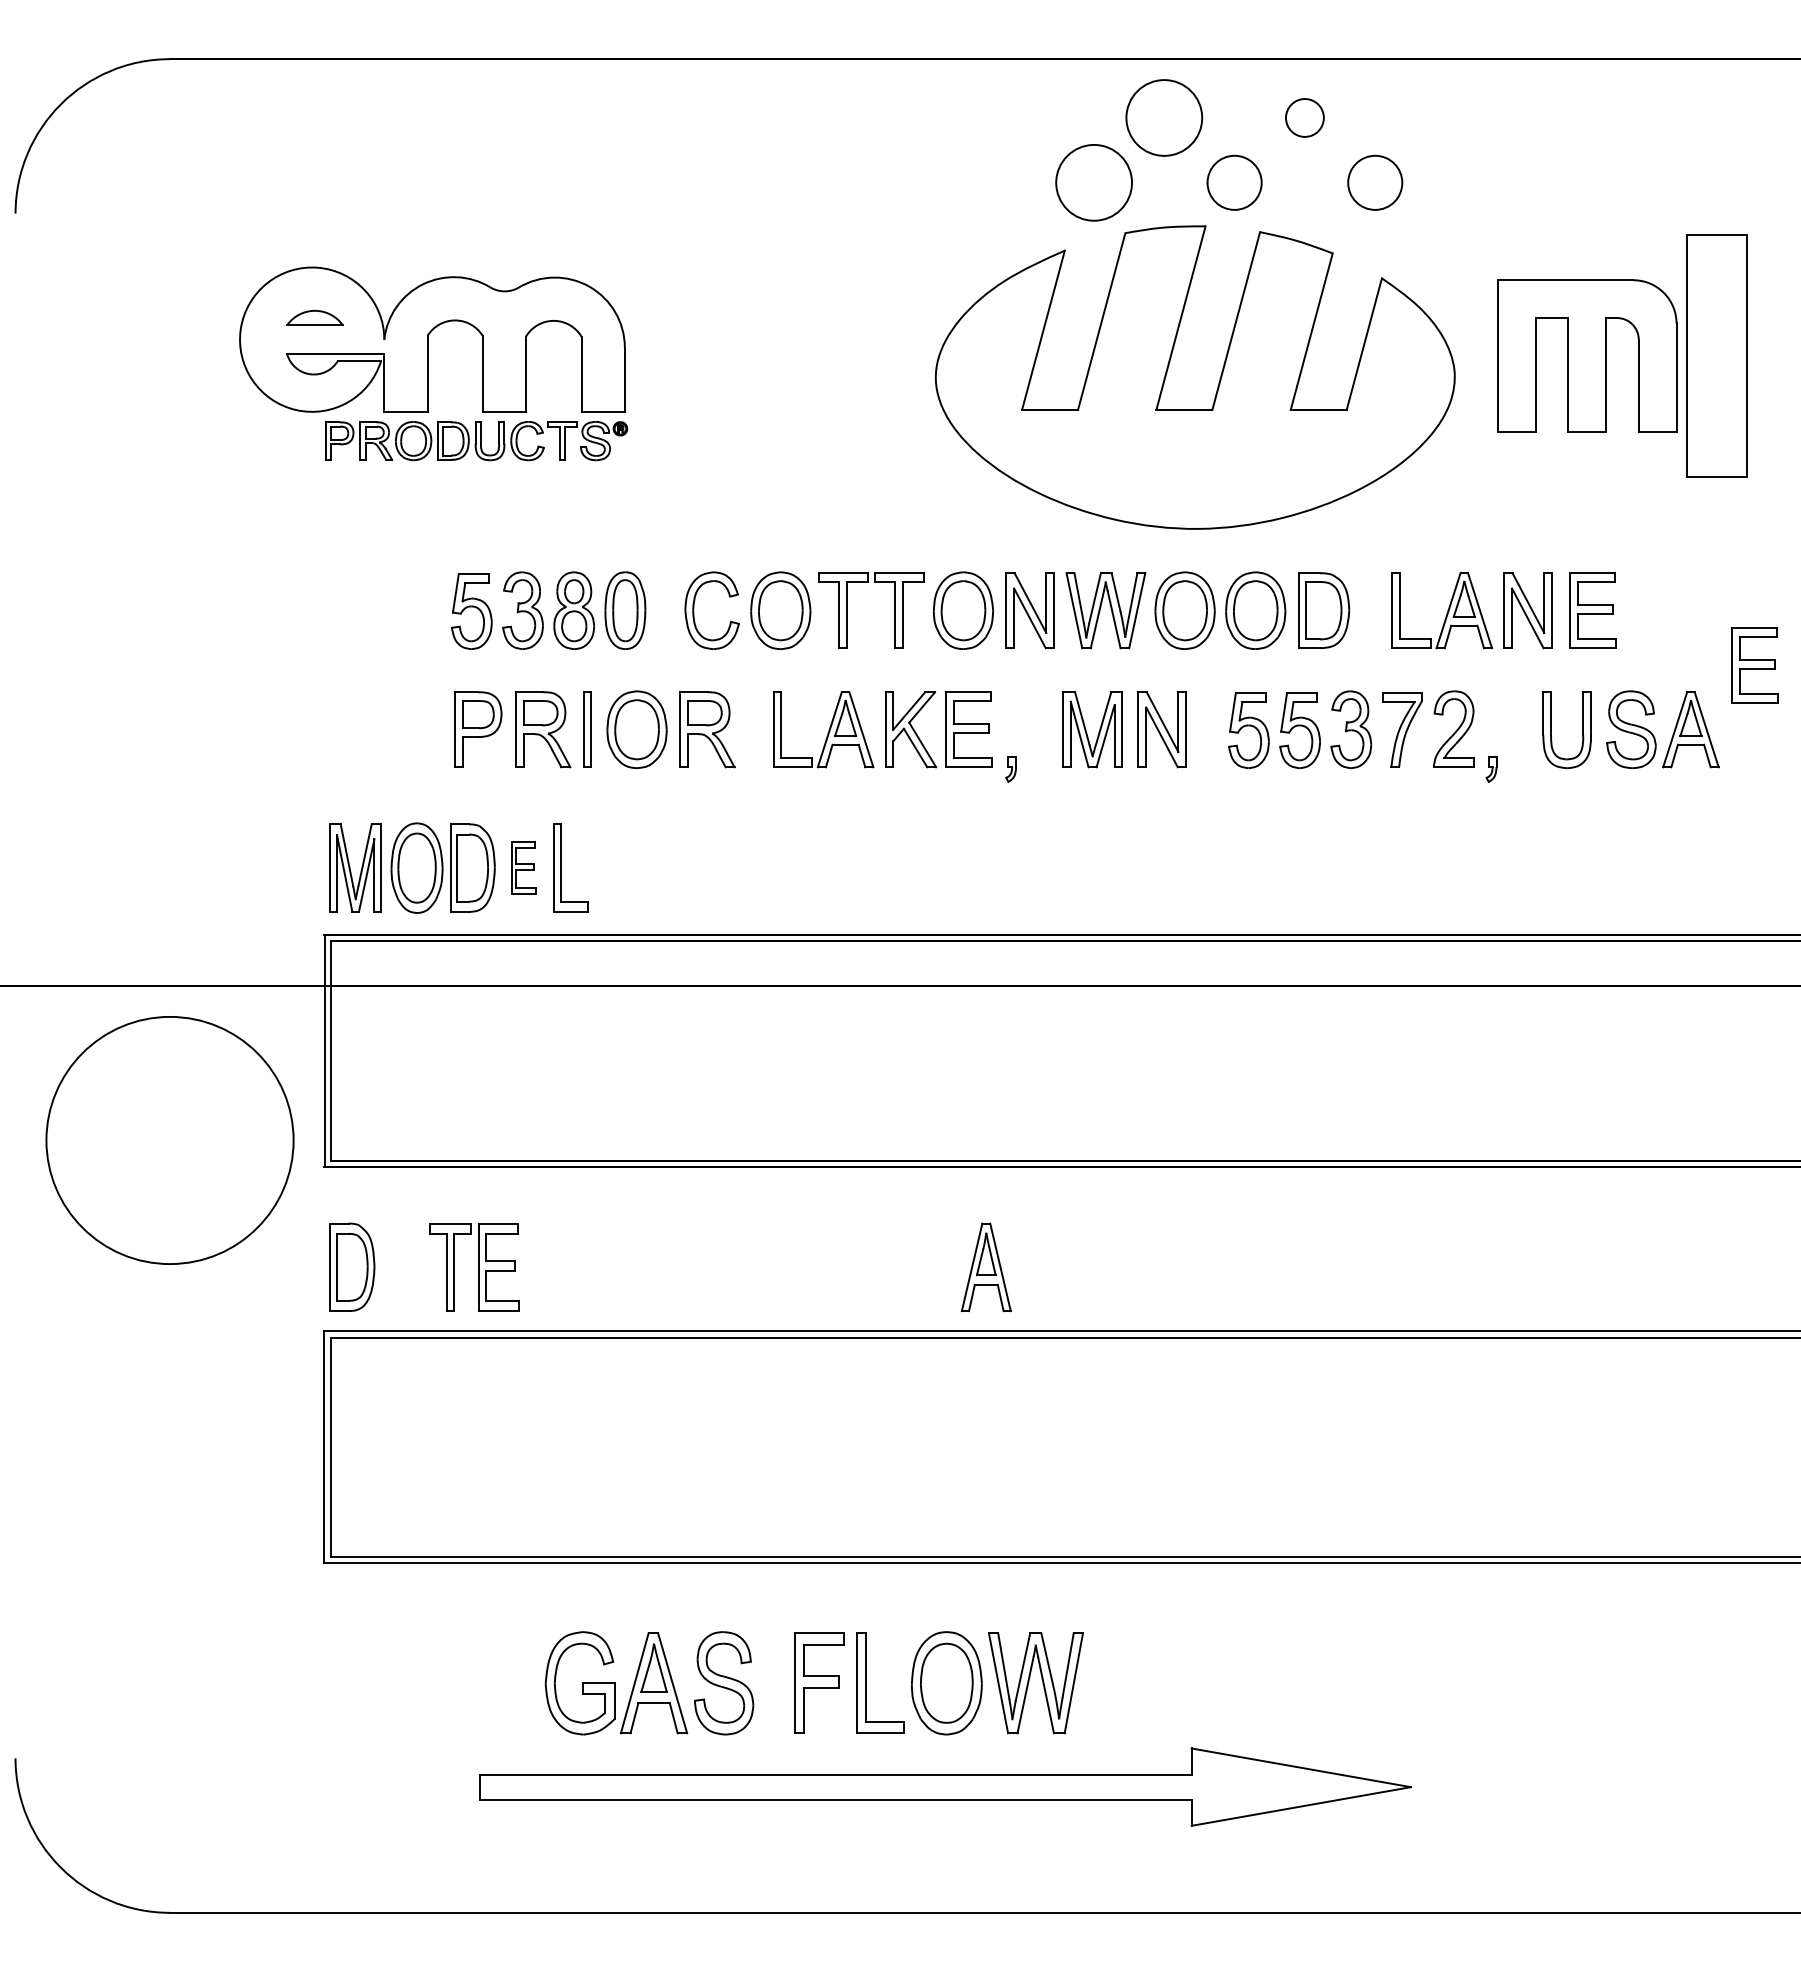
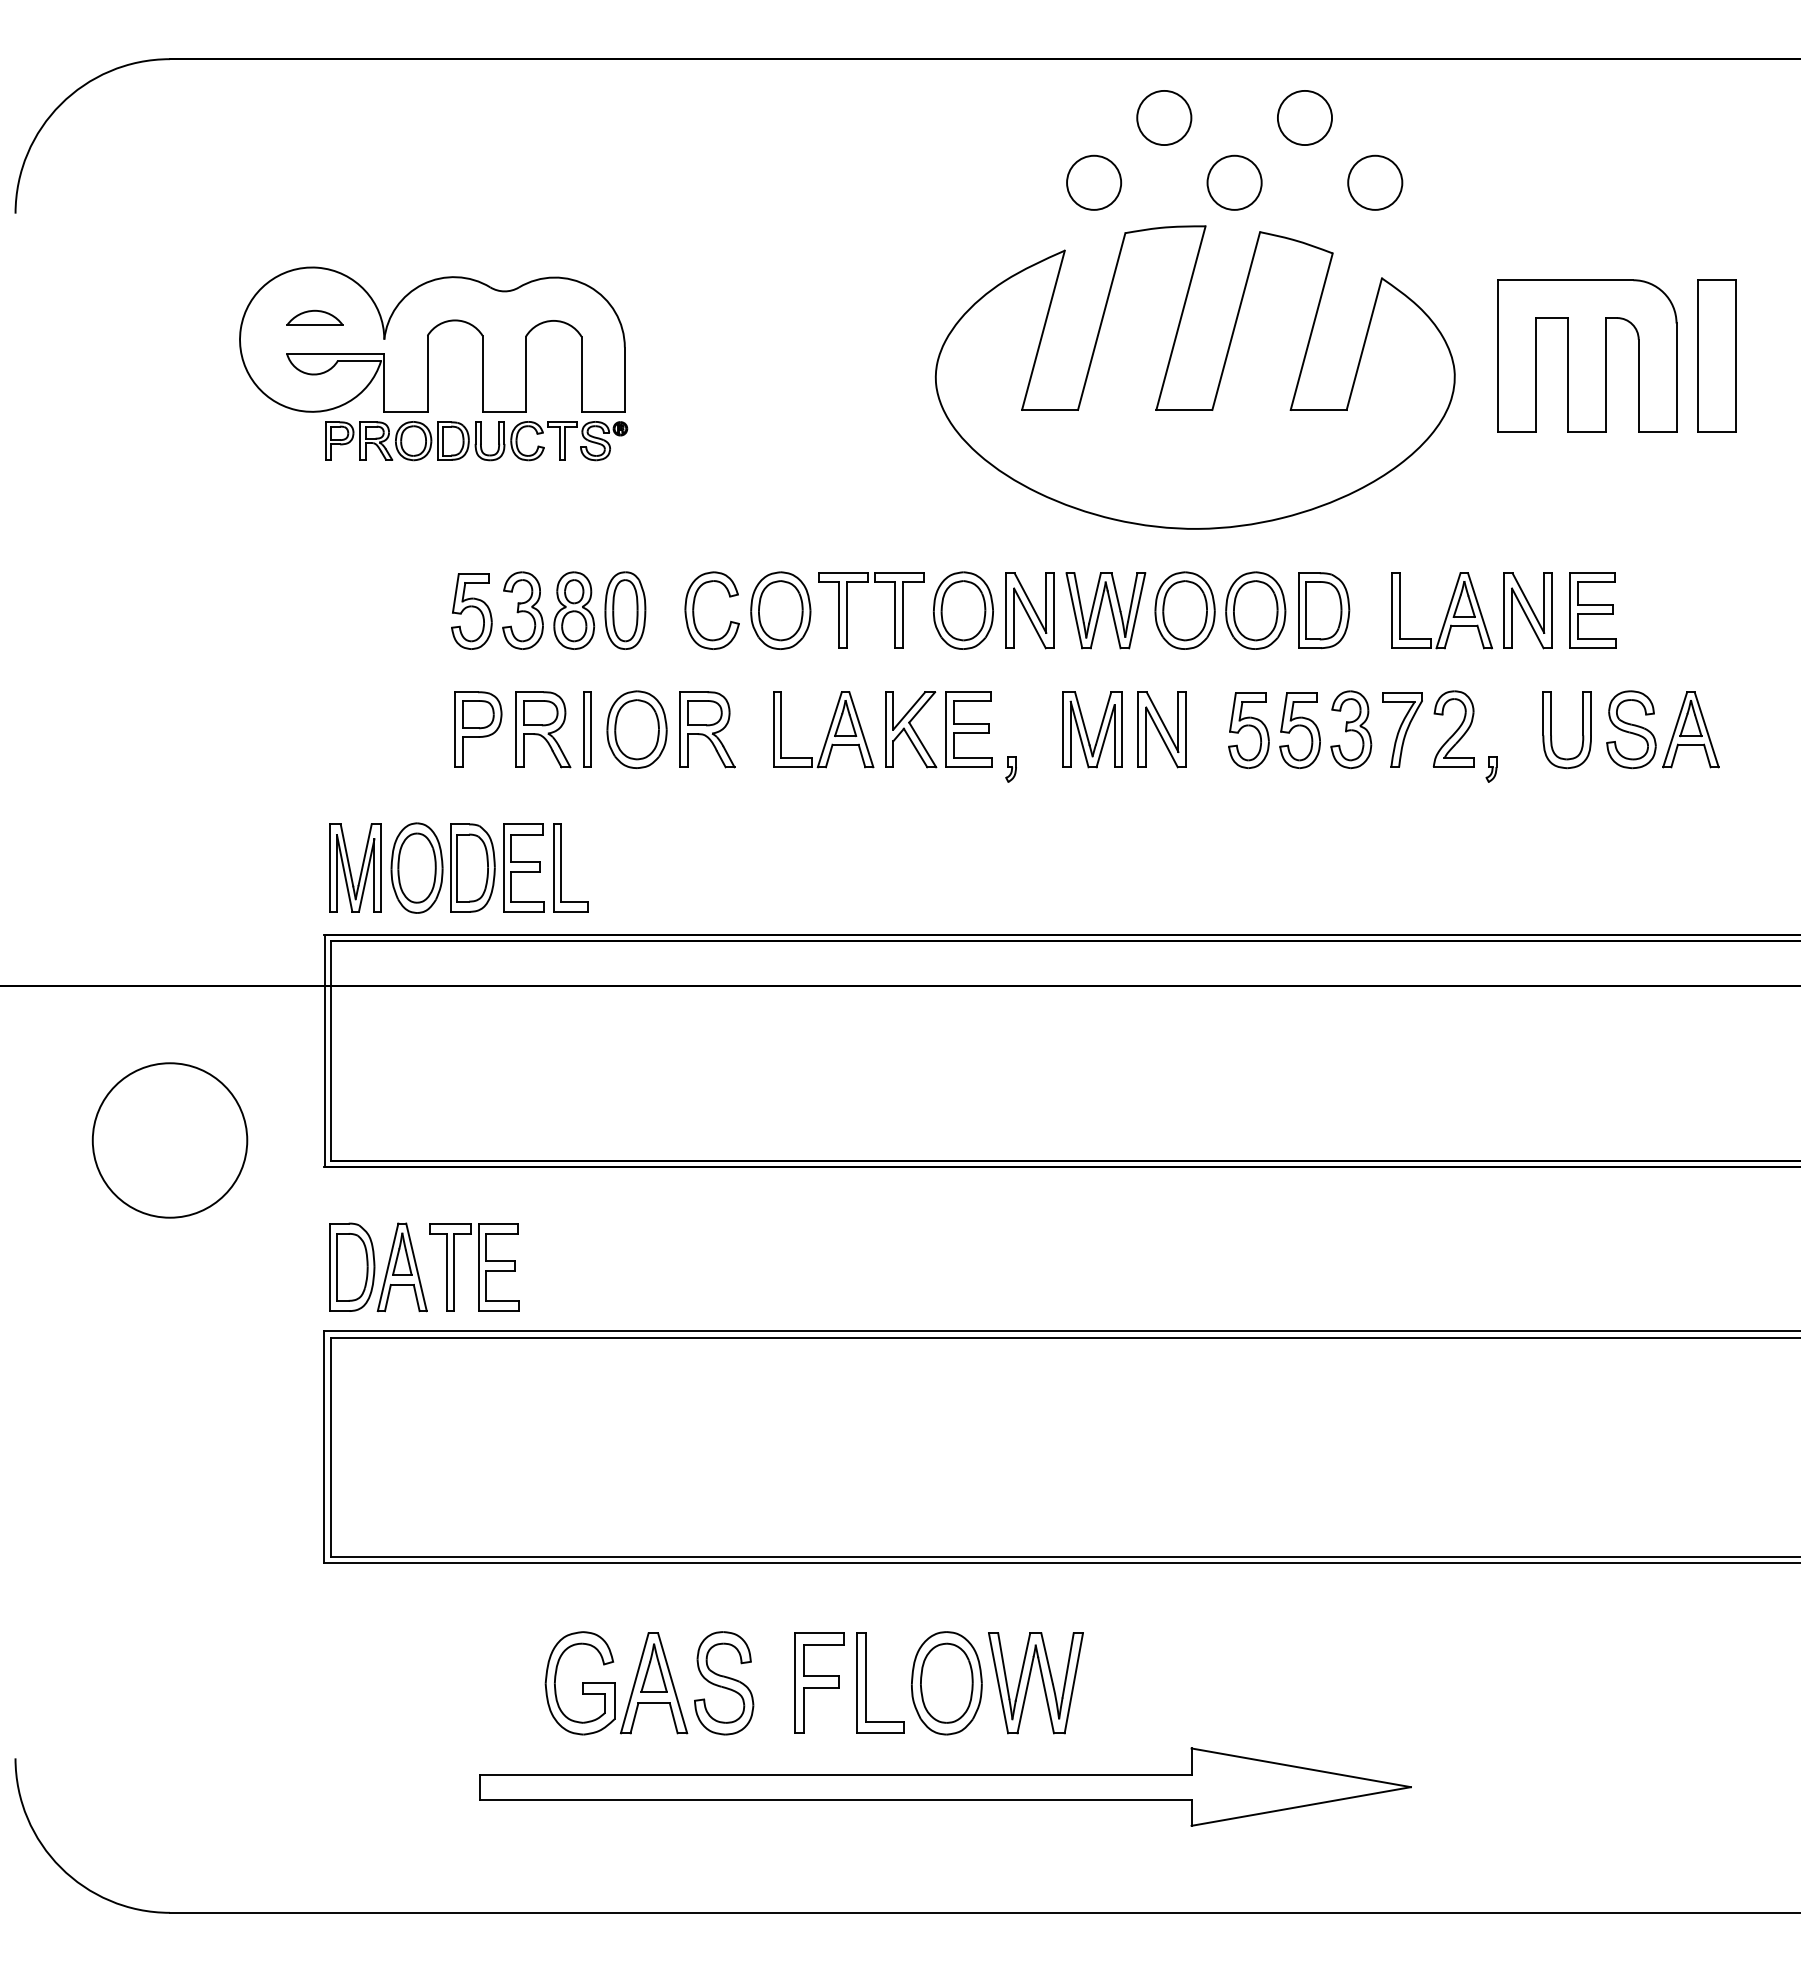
circle diameter: 76 px -> 54 px (1164, 117)
circle diameter: 38 px -> 54 px (1304, 117)
circle diameter: 76 px -> 54 px (1094, 182)
part size: 62x244 px -> 40x154 px (1716, 355)
part: present -> none (1754, 665)
part size: 26x54 px -> 42x90 px (523, 867)
circle diameter: 247 px -> 154 px (169, 1140)
part position: (985, 1267) -> (401, 1267) (401, 1267)
